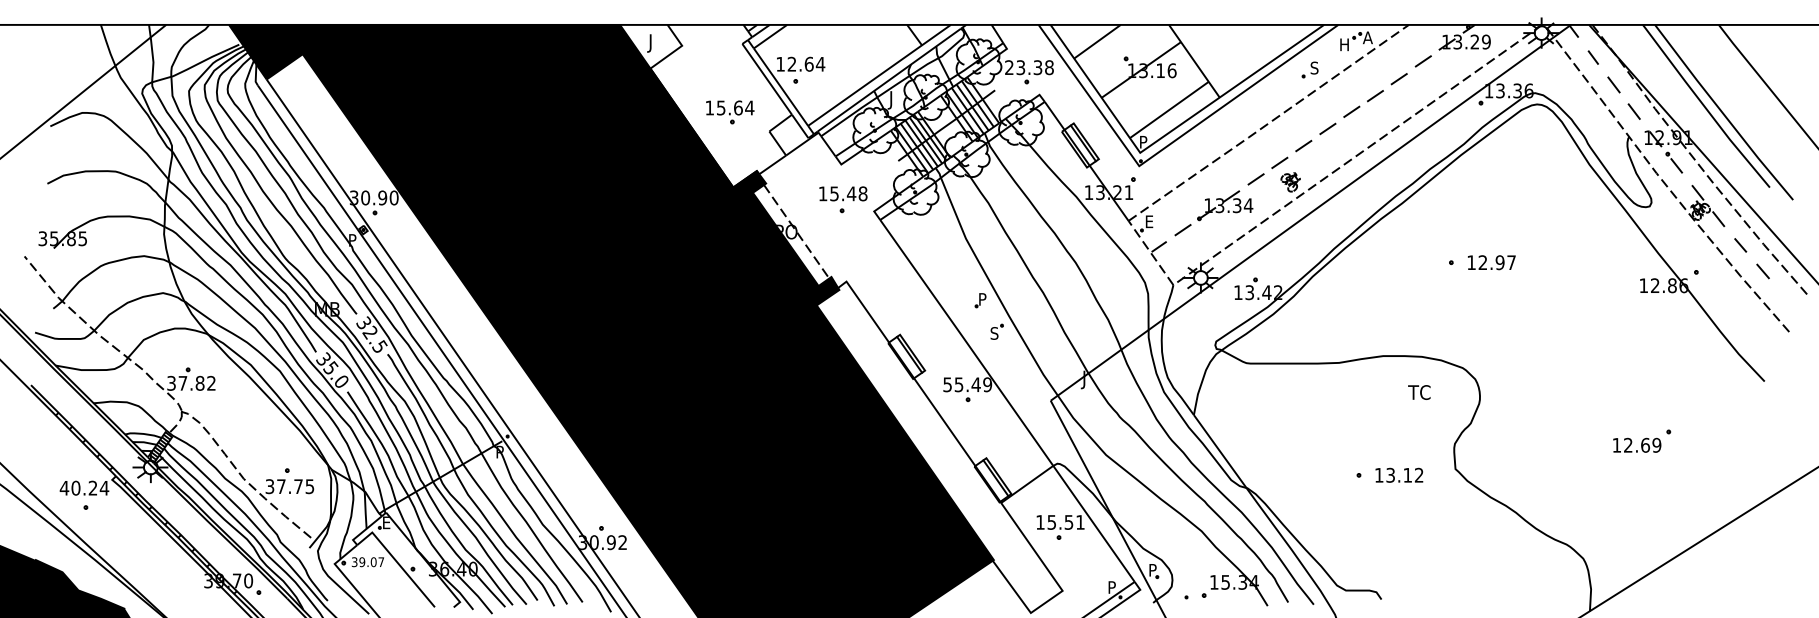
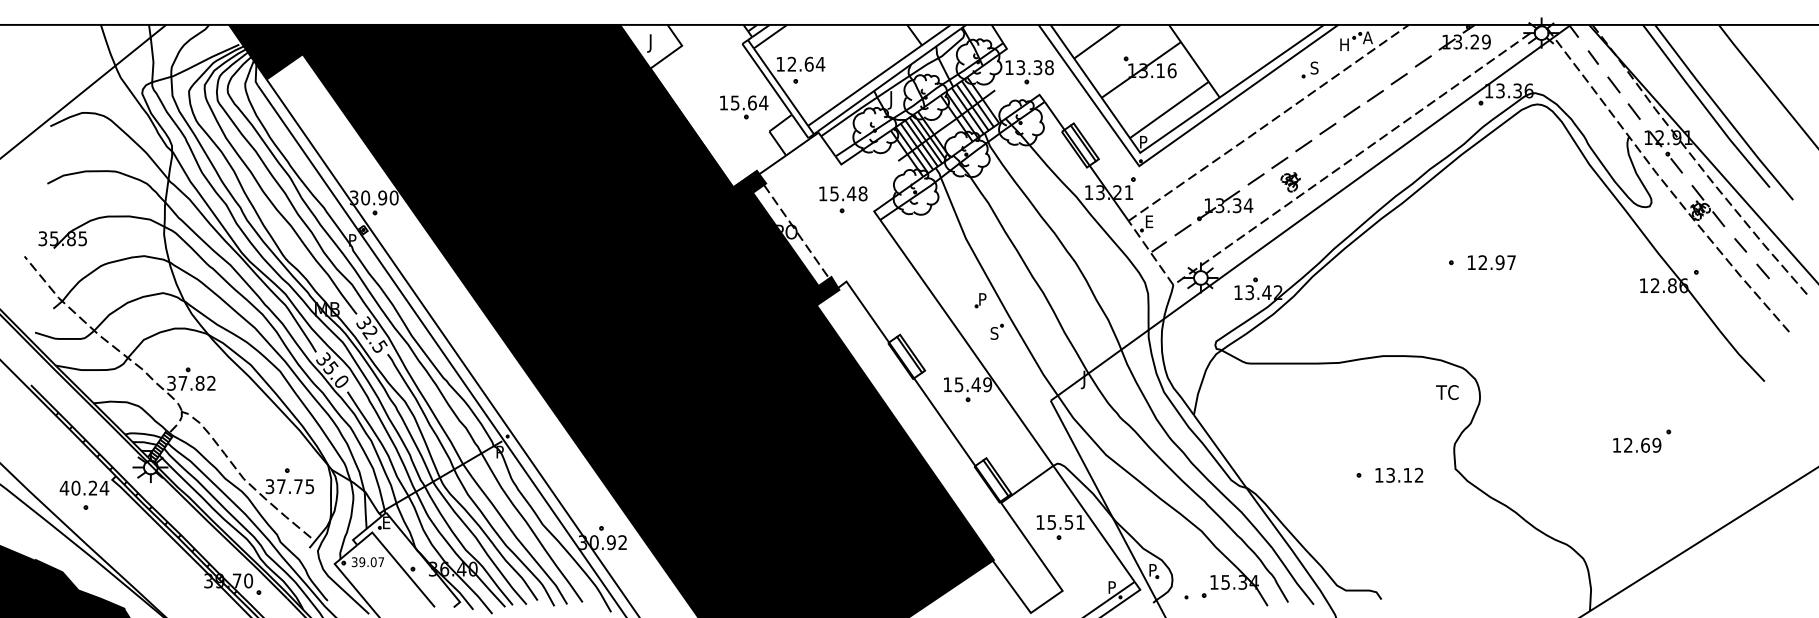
text: 23.38 -> 13.38 (1009, 67)
part position: (730, 112) -> (744, 107) (744, 107)
text: 55.49 -> 15.49 (947, 384)
text position: (1419, 392) -> (1447, 392) (1447, 392)
